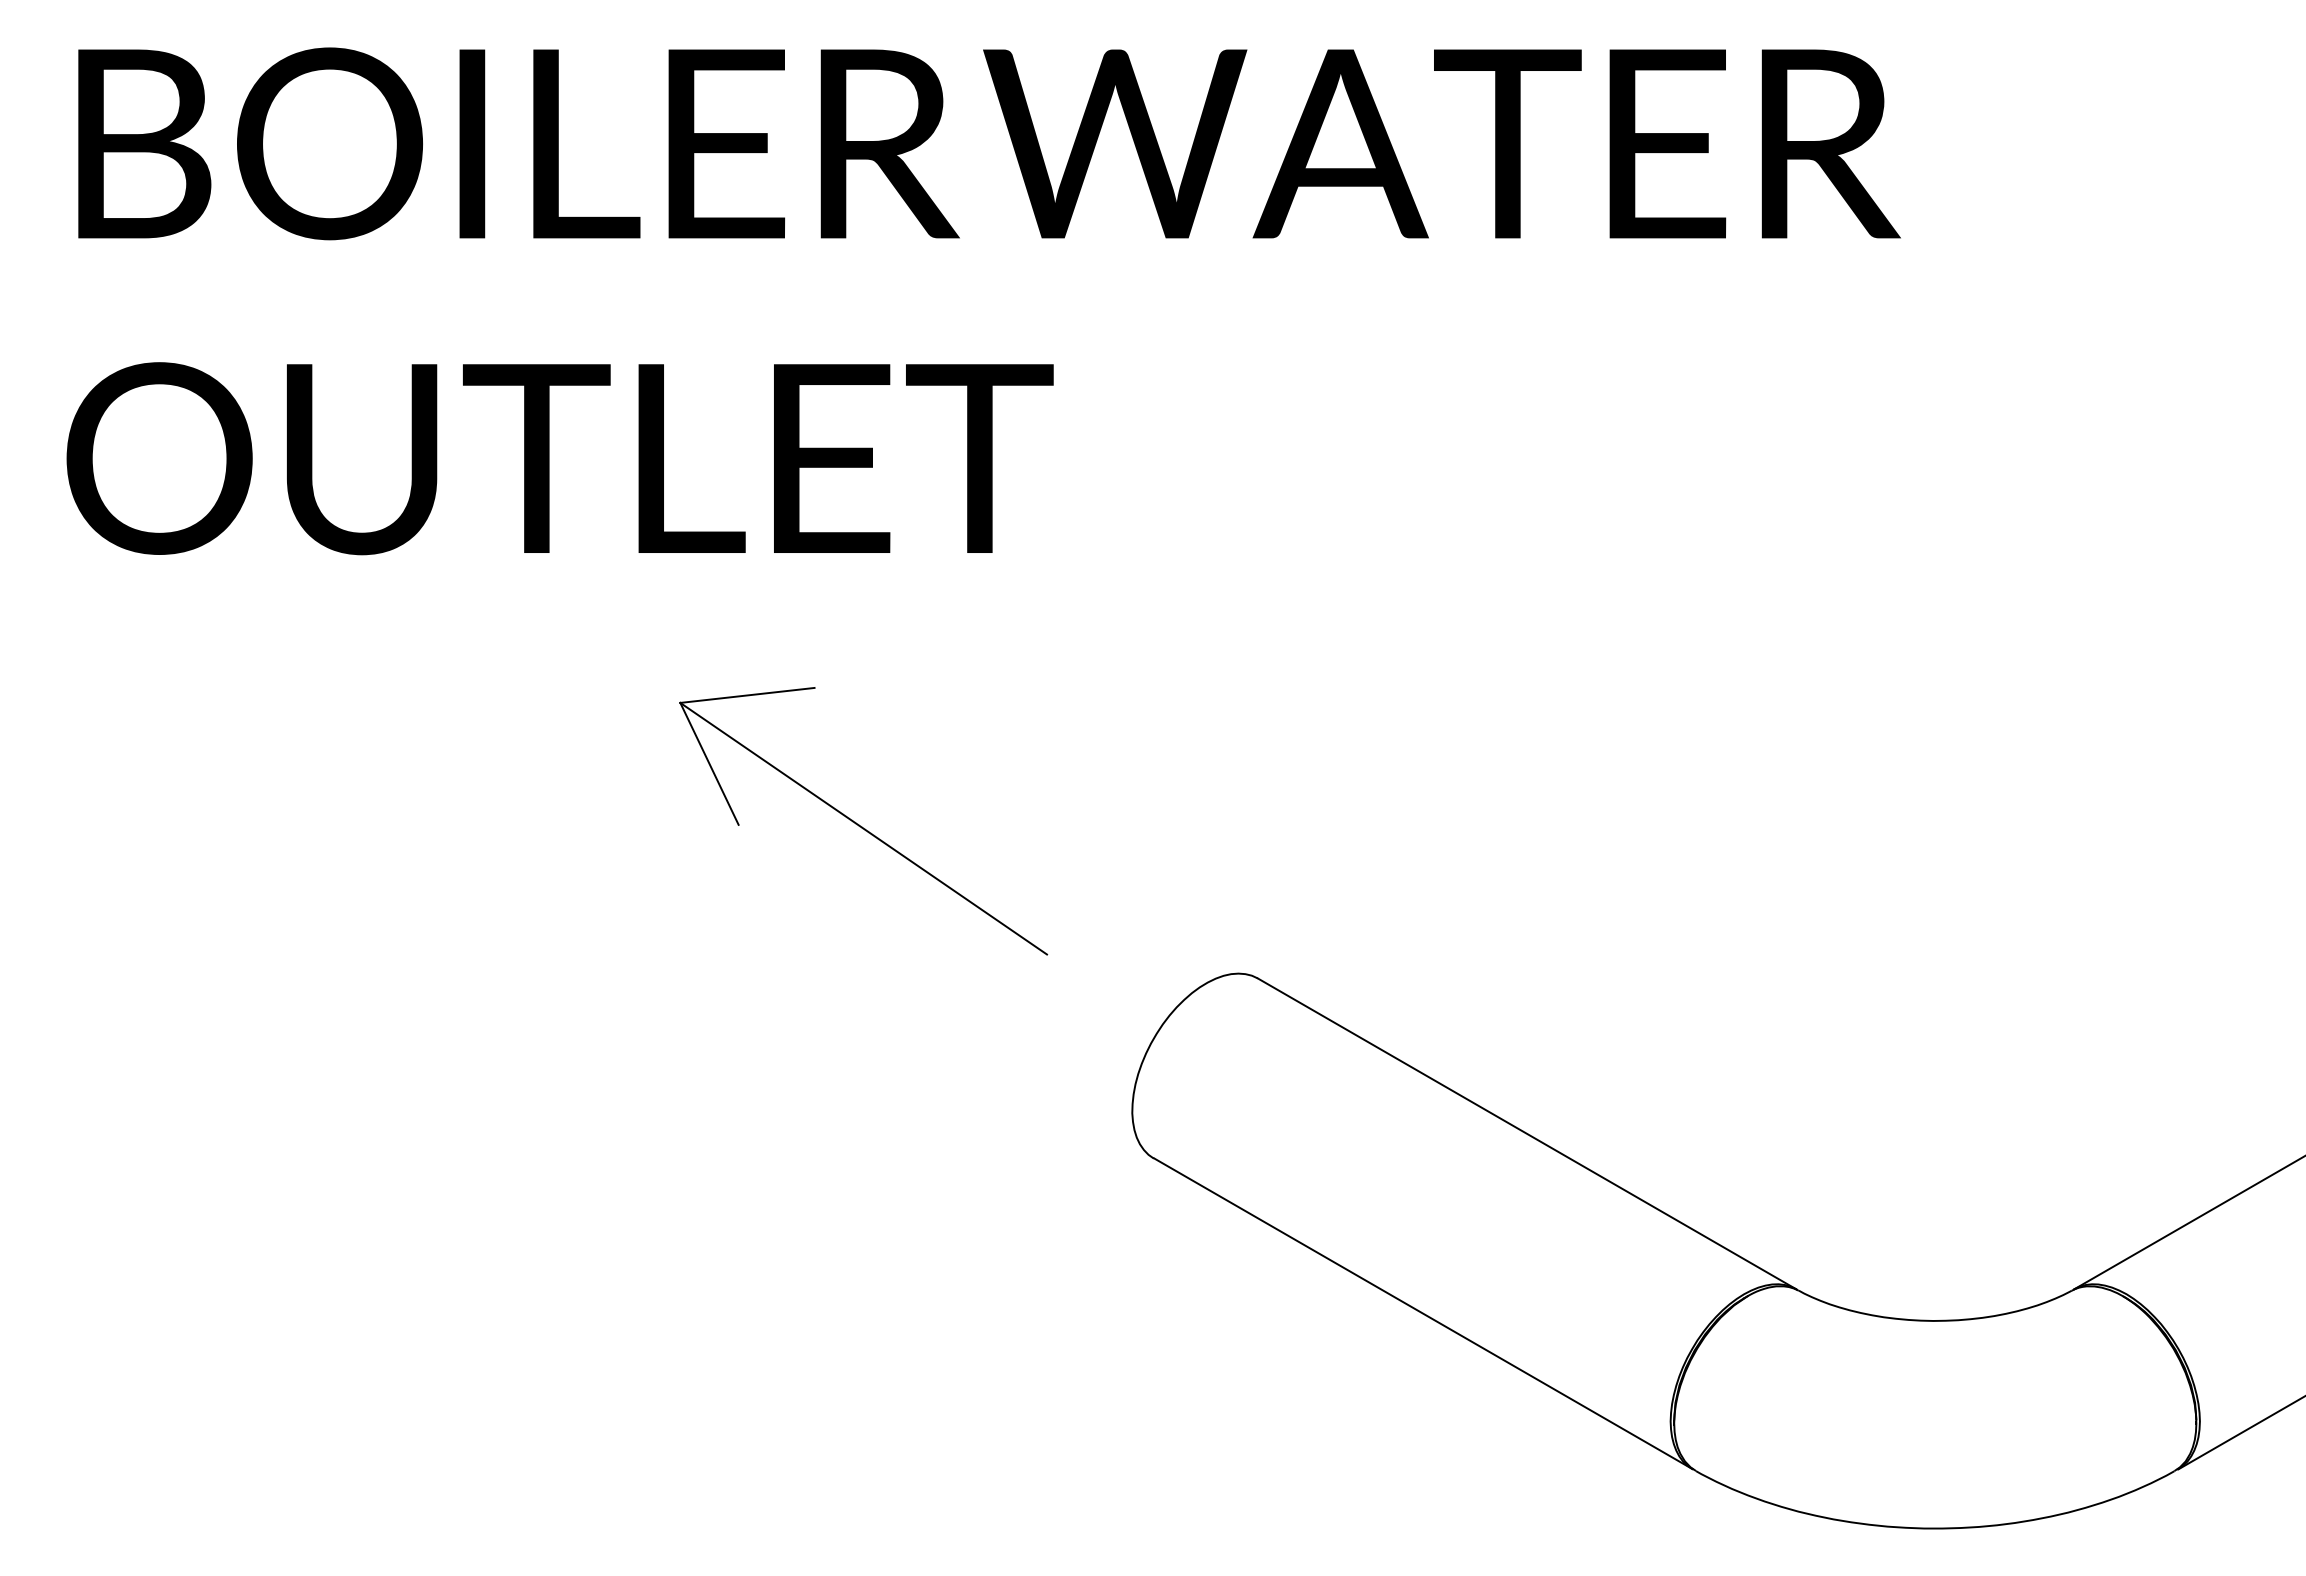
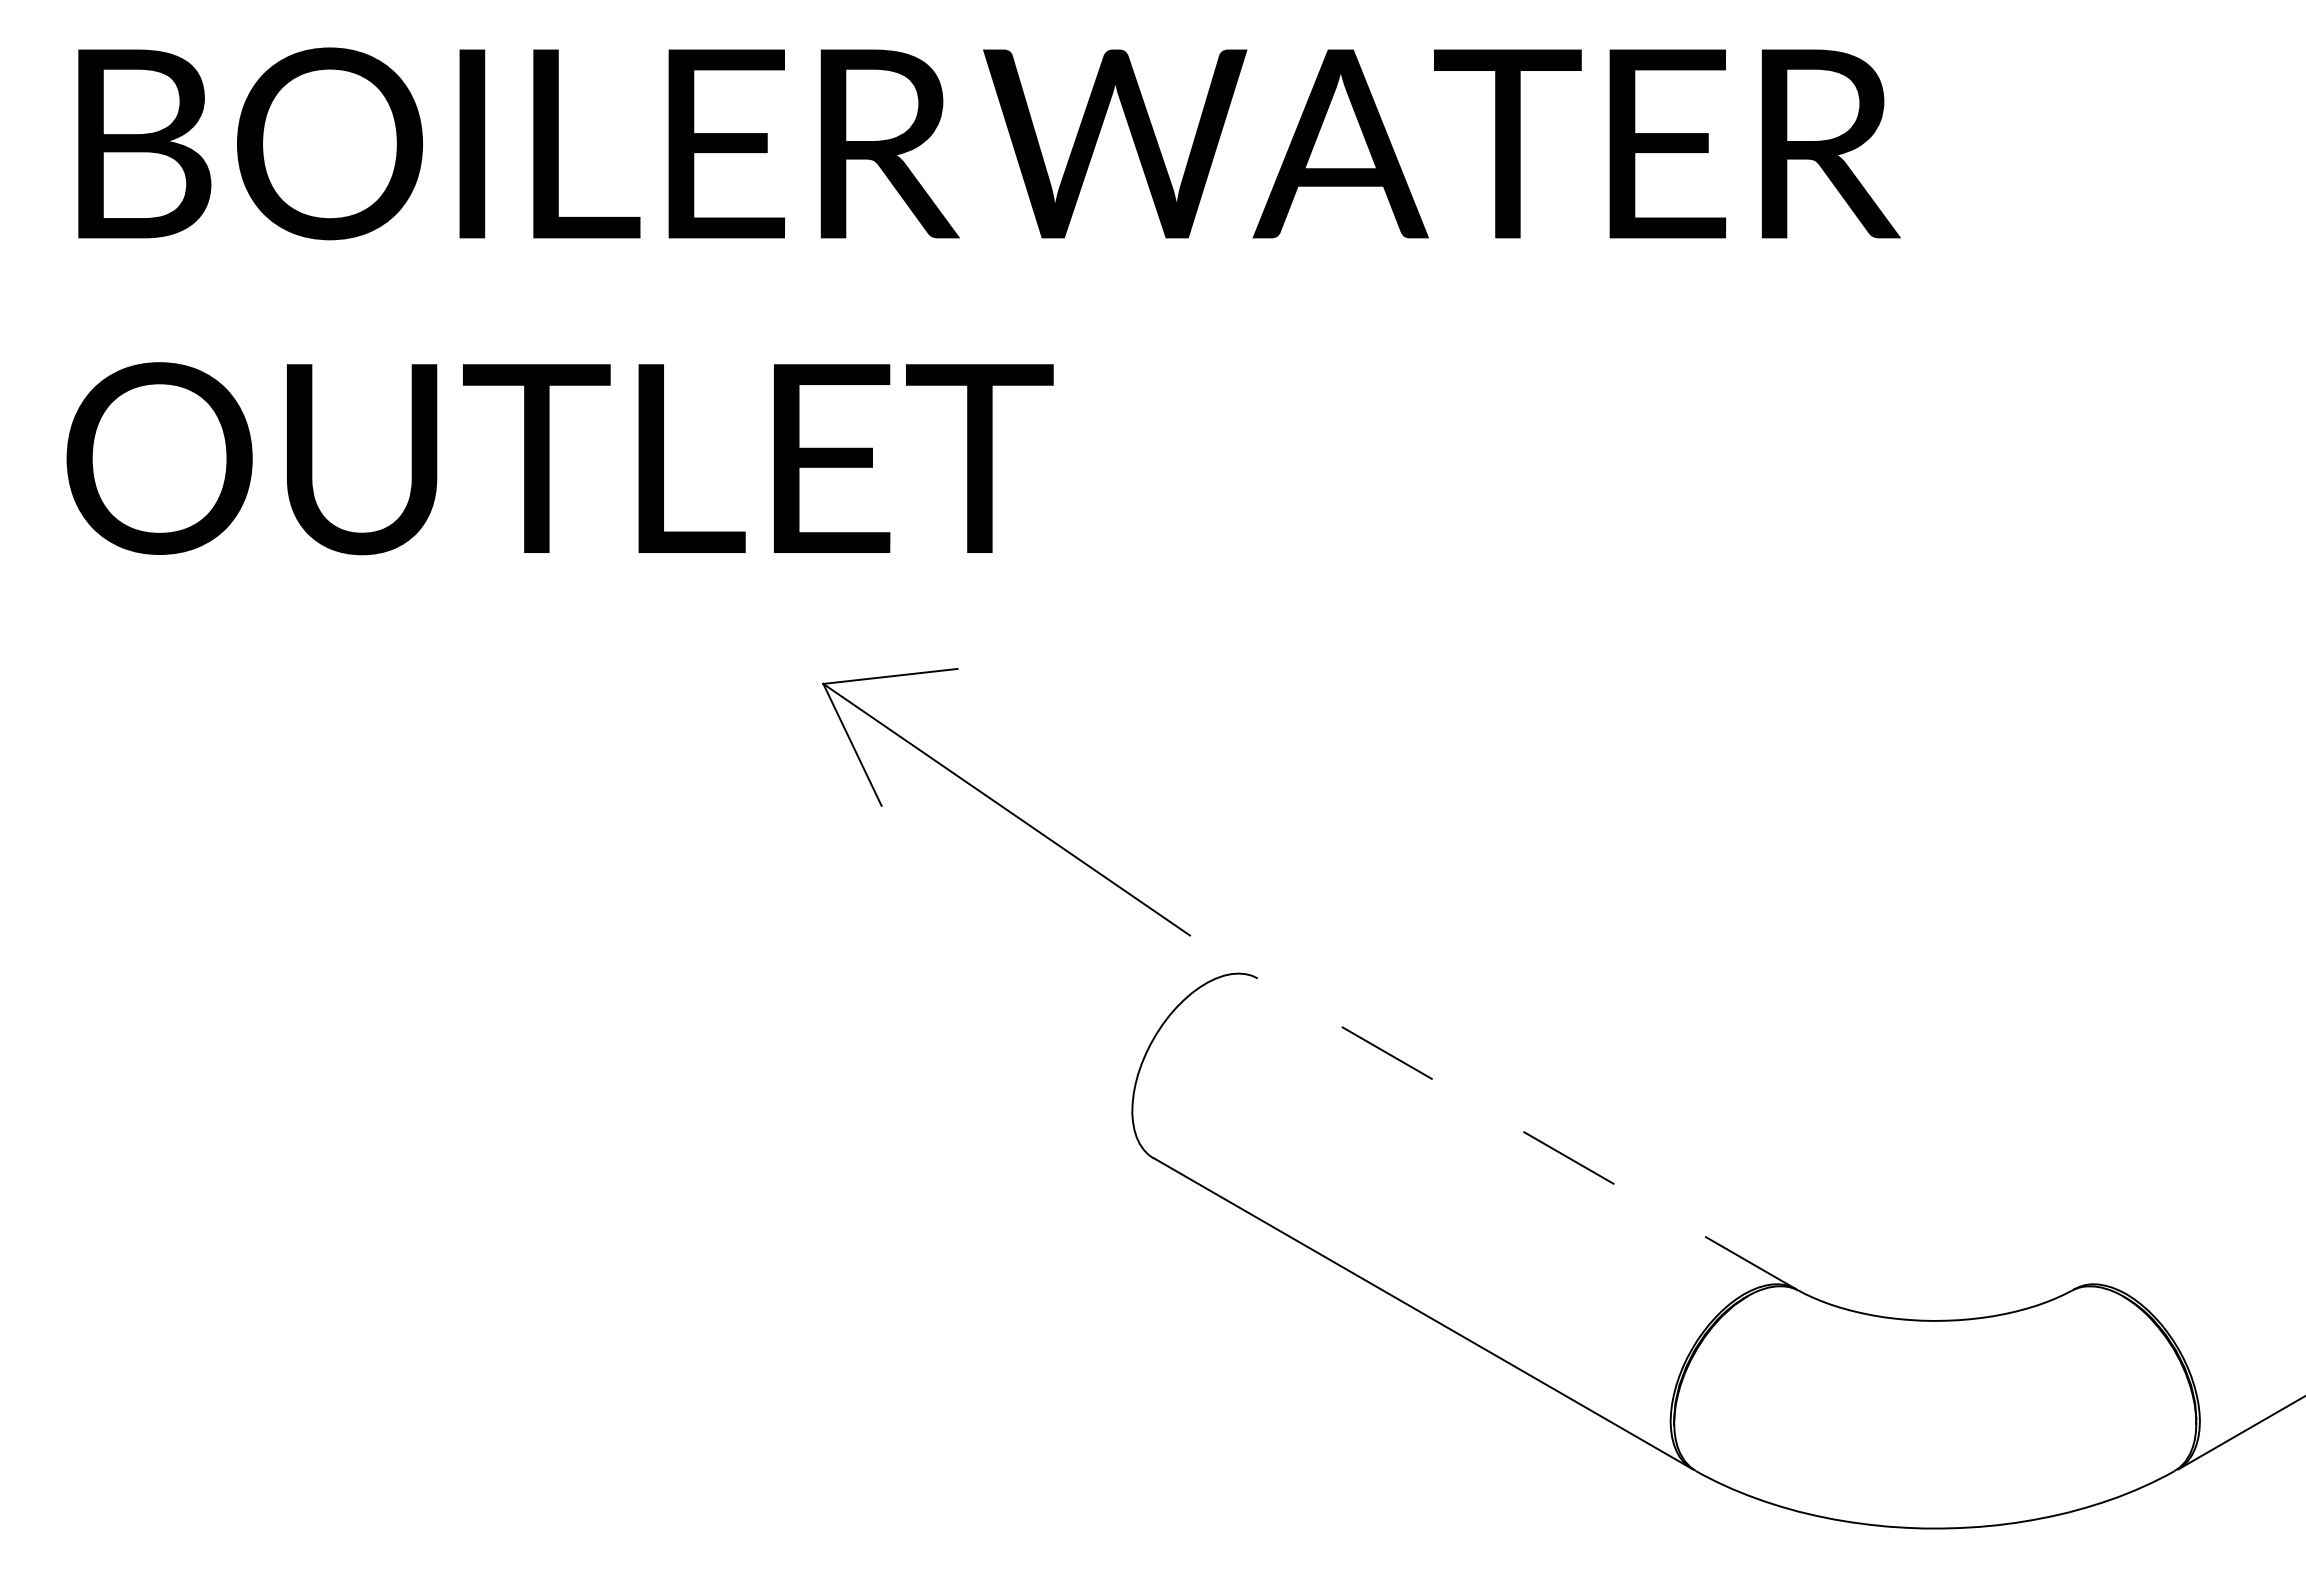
part position: (863, 821) -> (1006, 802) (1006, 802)
line: solid -> dashed (1526, 1133)
line: present -> none (2188, 1223)
